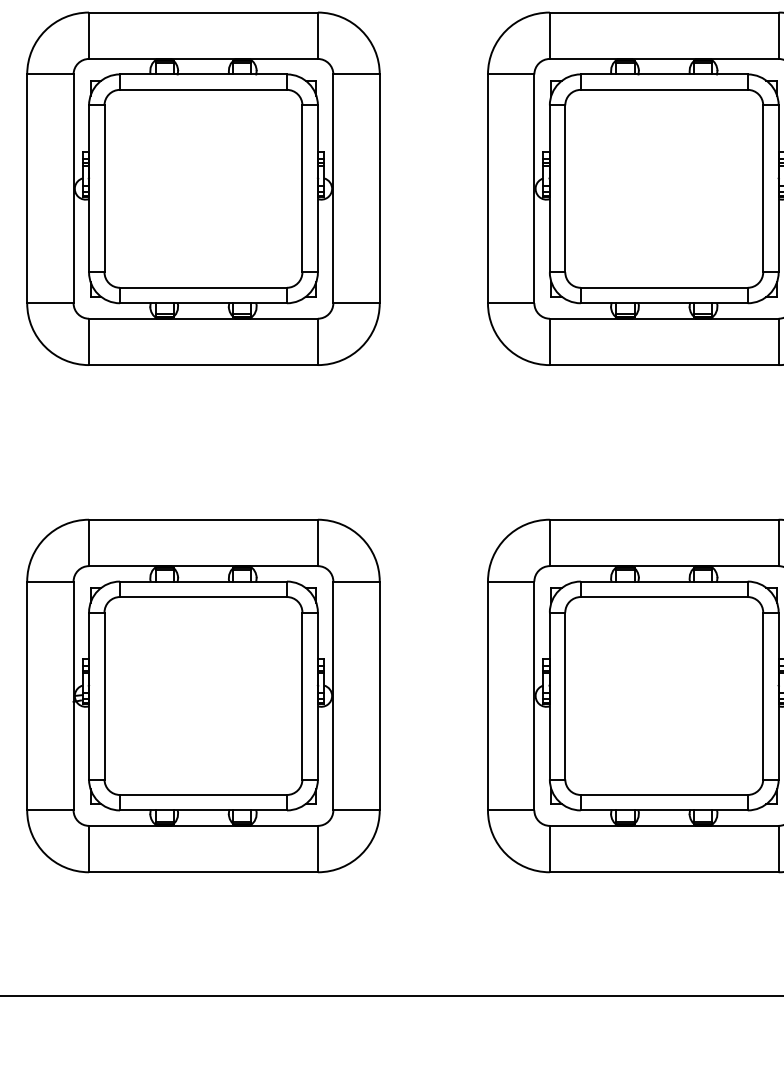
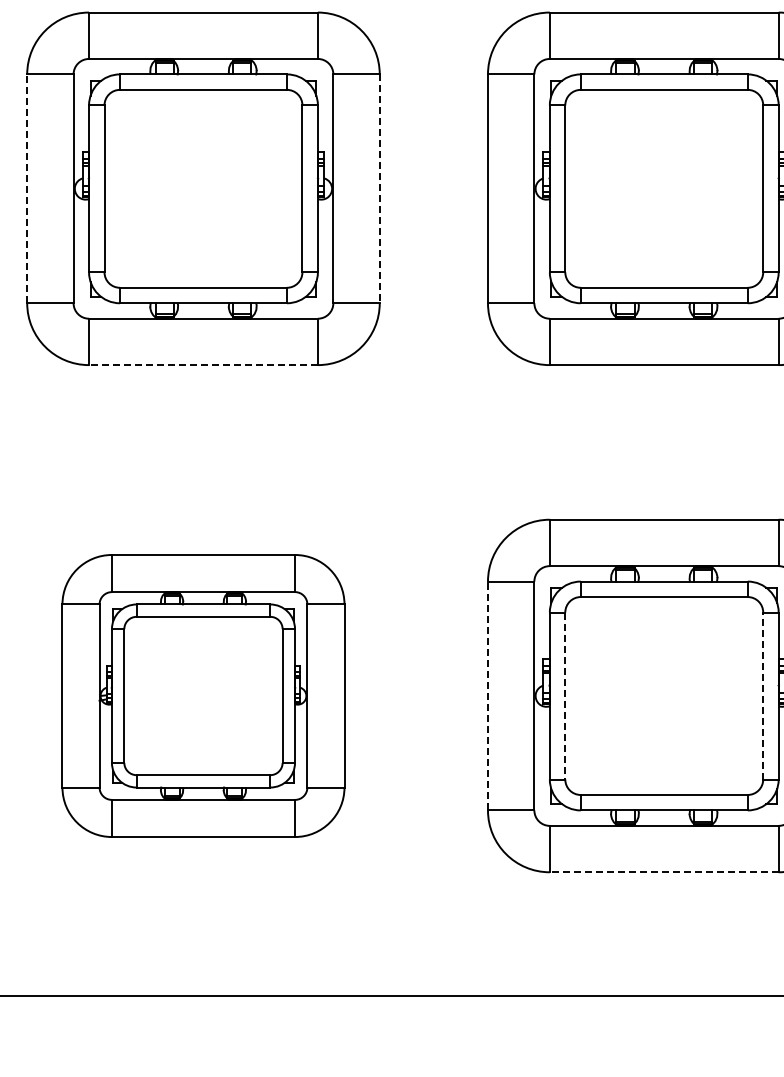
line: solid -> dashed (27, 188)
line: solid -> dashed (379, 189)
line: solid -> dashed (202, 365)
part size: 355x356 px -> 285x284 px (203, 695)
line: solid -> dashed (487, 695)
line: solid -> dashed (763, 695)
line: solid -> dashed (565, 696)
line: solid -> dashed (663, 872)
